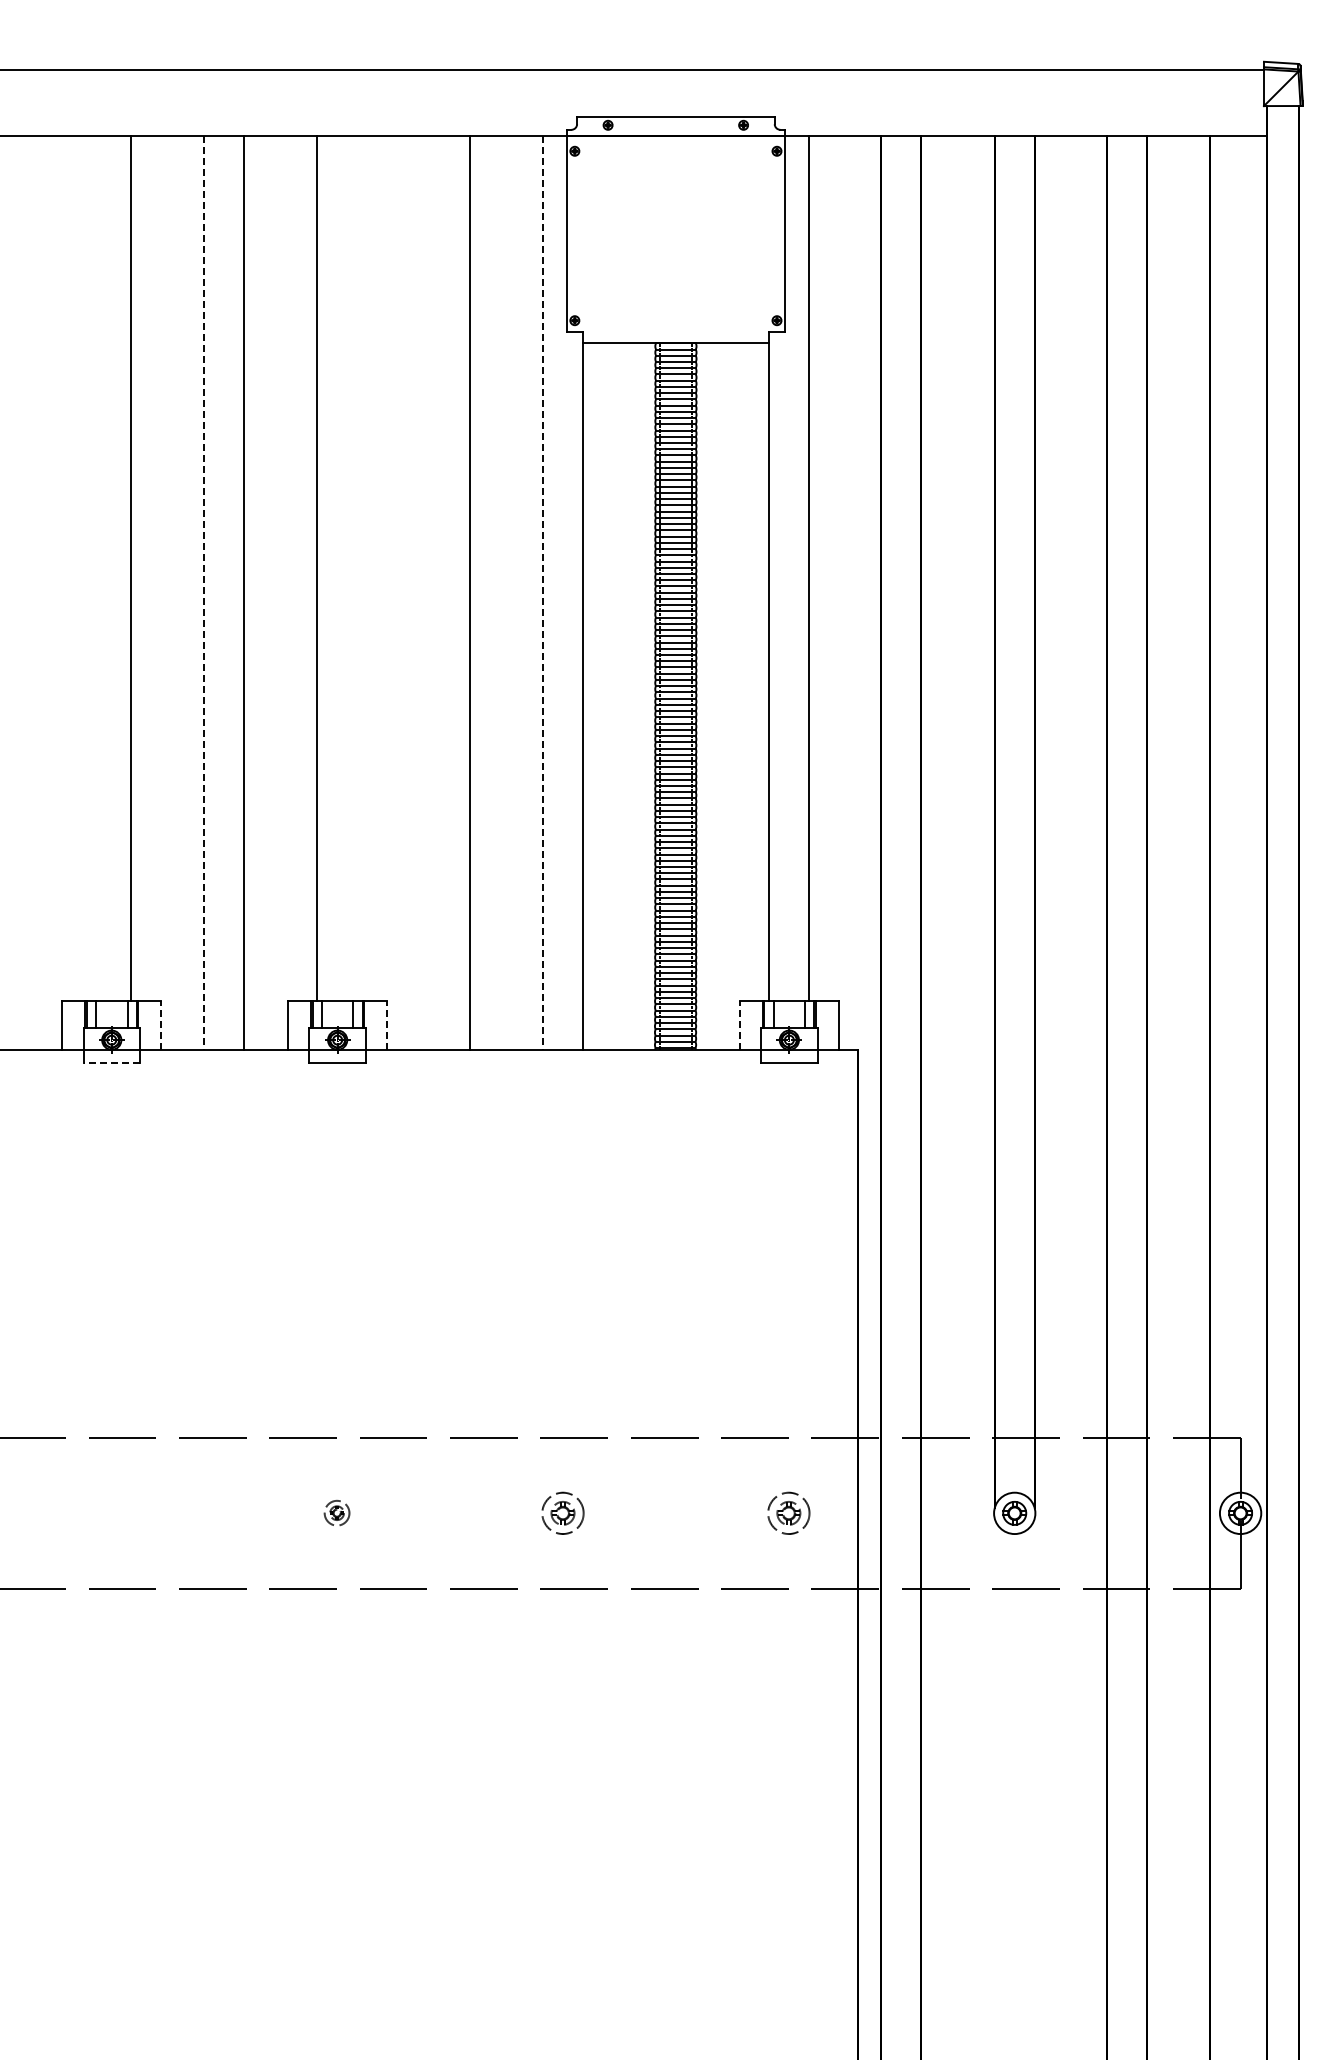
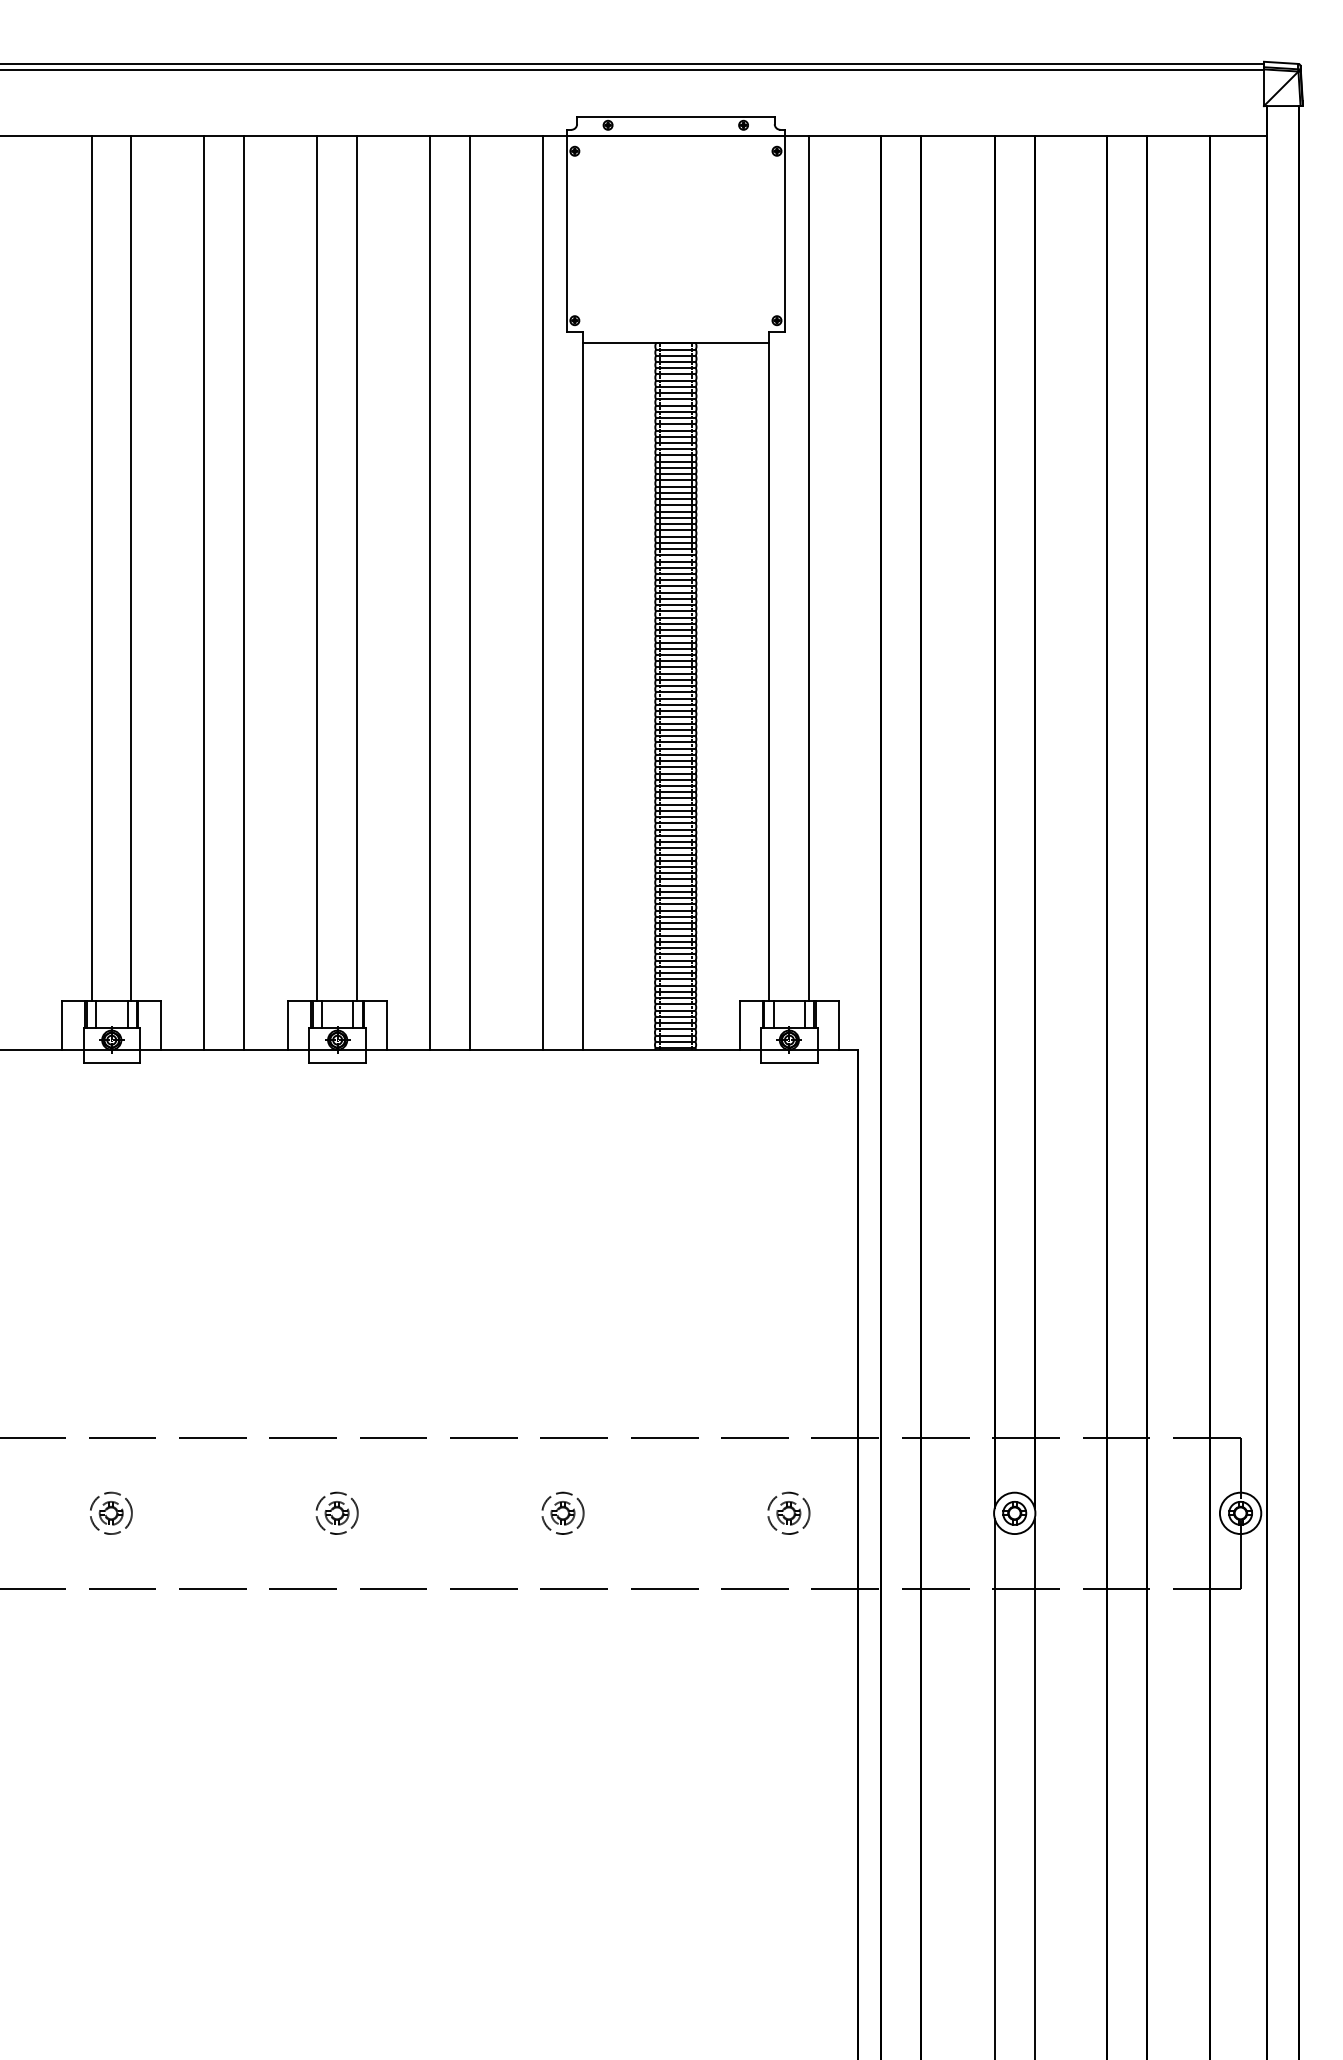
line: none -> present (632, 64)
line: none -> present (91, 568)
line: none -> present (356, 568)
line: dashed -> solid (204, 592)
line: none -> present (430, 592)
line: dashed -> solid (543, 592)
line: dashed -> solid (161, 1025)
line: dashed -> solid (386, 1025)
line: dashed -> solid (740, 1025)
line: dashed -> solid (111, 1063)
part: none -> present (111, 1512)
part size: 28x27 px -> 44x44 px (336, 1512)
line: none -> present (994, 1787)
line: none -> present (1034, 1787)
